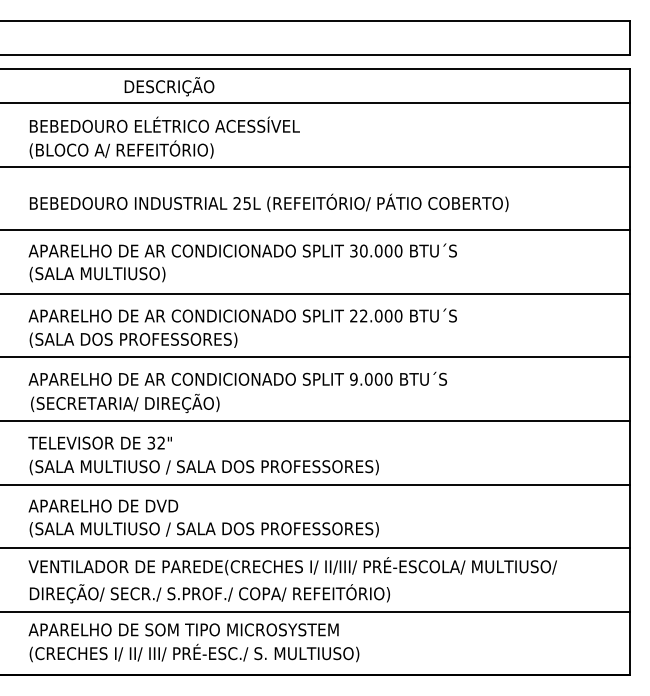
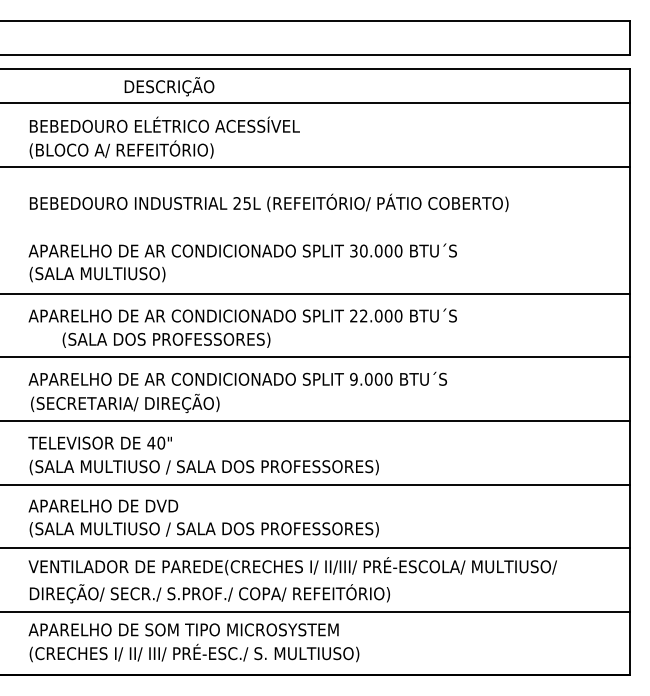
line: present -> none (316, 230)
text position: (133, 339) -> (166, 339) (166, 339)
text: 32" -> 40" (156, 442)
